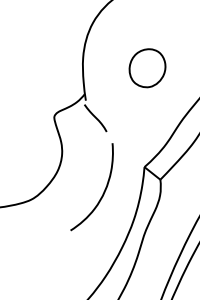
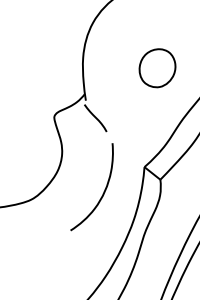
part position: (147, 68) -> (157, 68) (157, 68)
